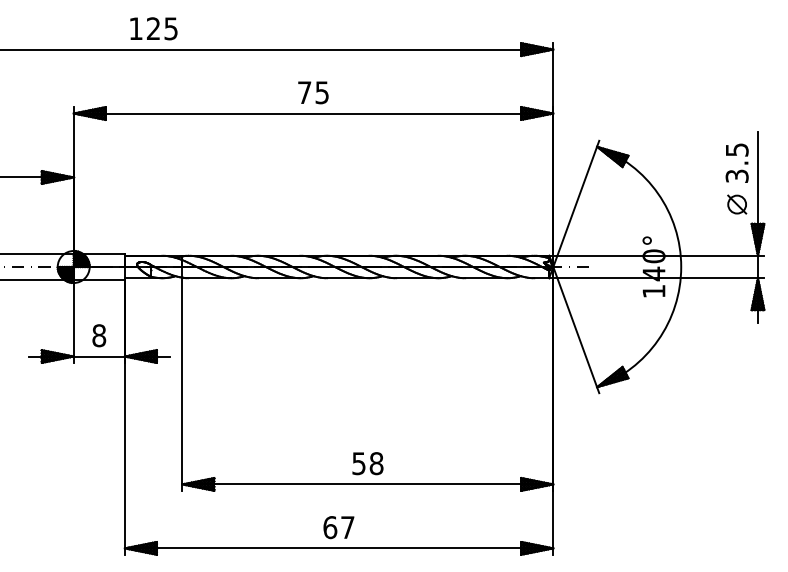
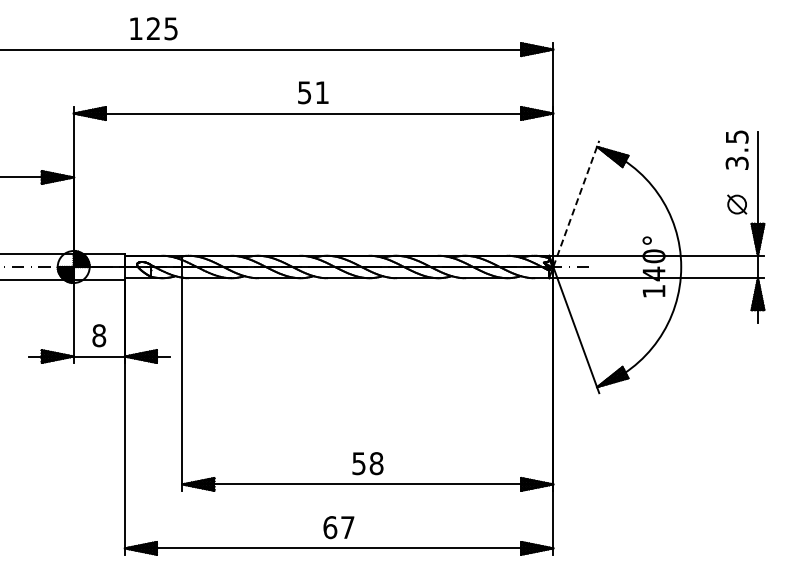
text: 75 -> 51 (313, 92)
text position: (736, 162) -> (736, 149) (736, 149)
line: solid -> dashed (576, 203)
